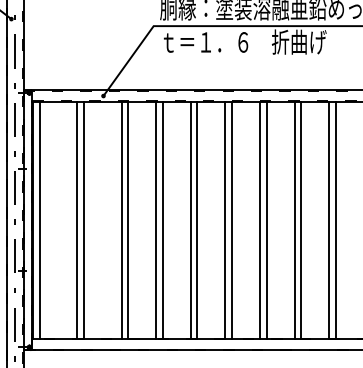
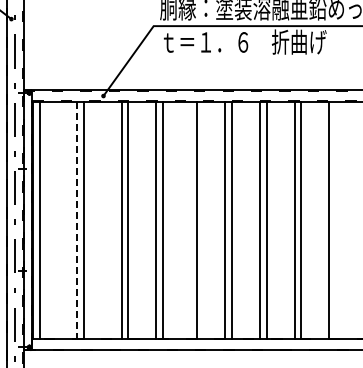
line: present -> none (190, 219)
line: present -> none (335, 219)
line: solid -> dashed (77, 220)
